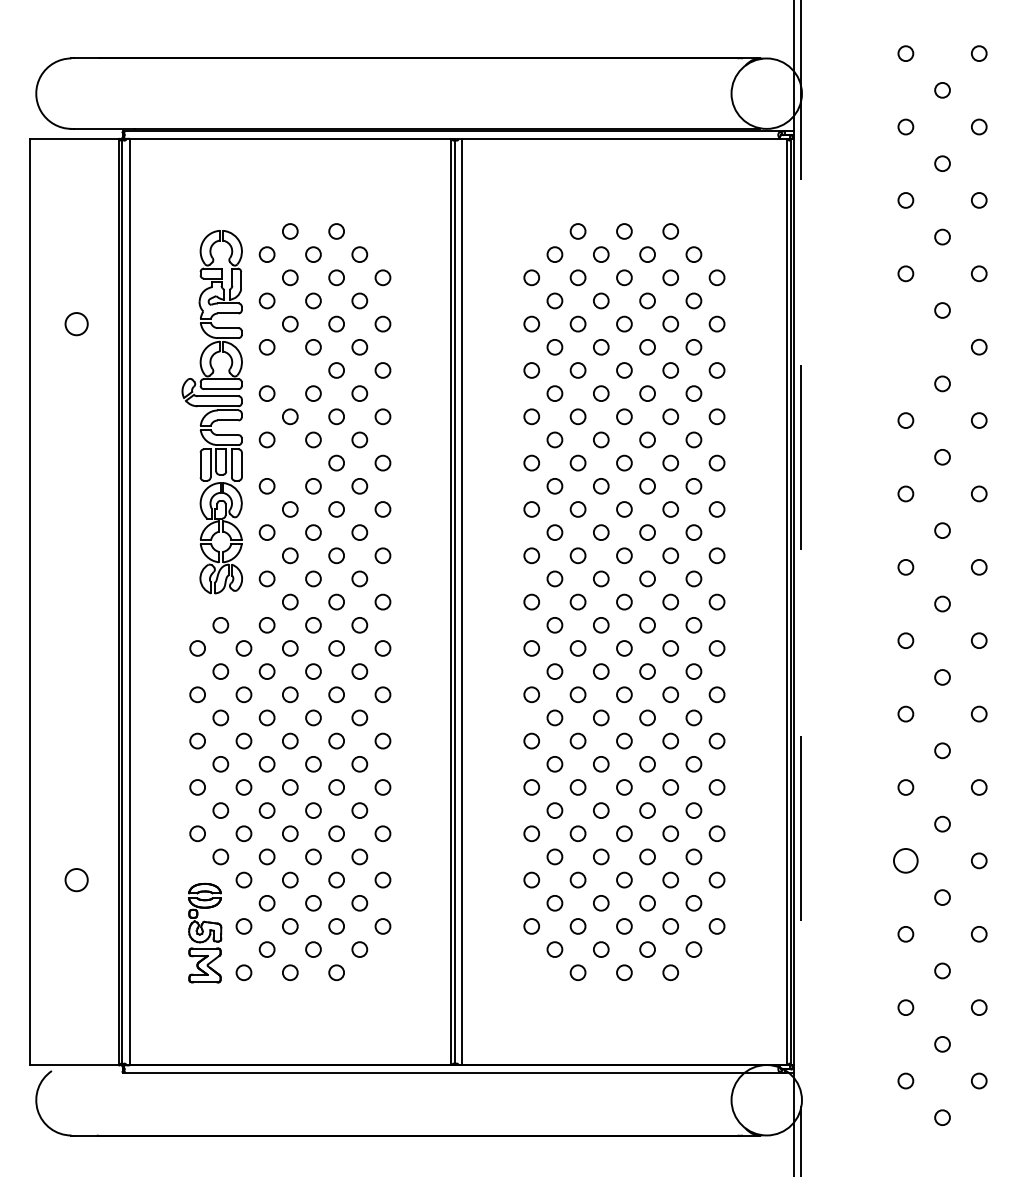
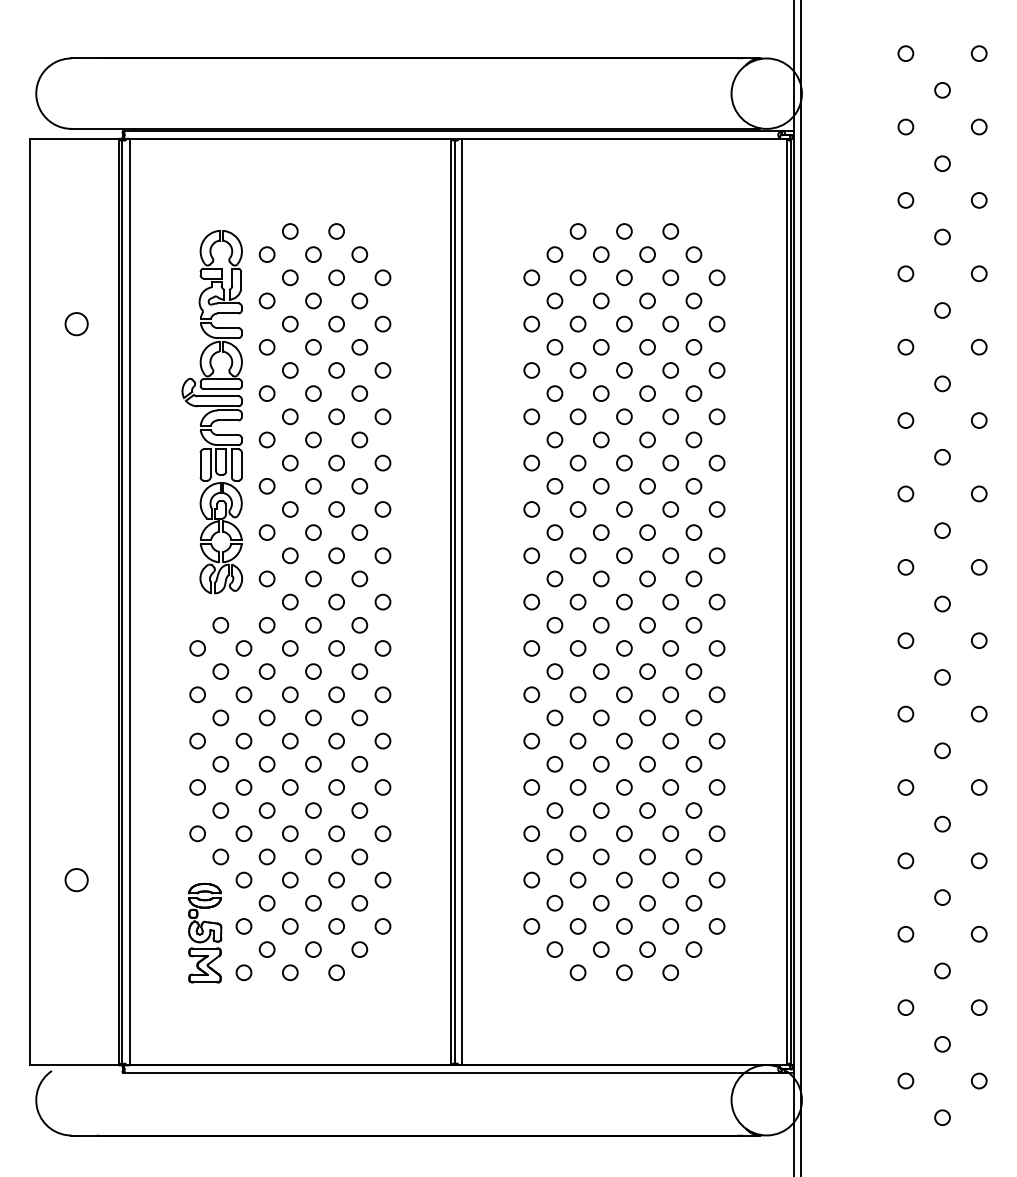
circle: none -> present (905, 346)
circle: none -> present (290, 370)
circle: none -> present (290, 462)
line: dashed -> solid (801, 589)
circle size: 26x26 px -> 18x18 px (905, 860)
